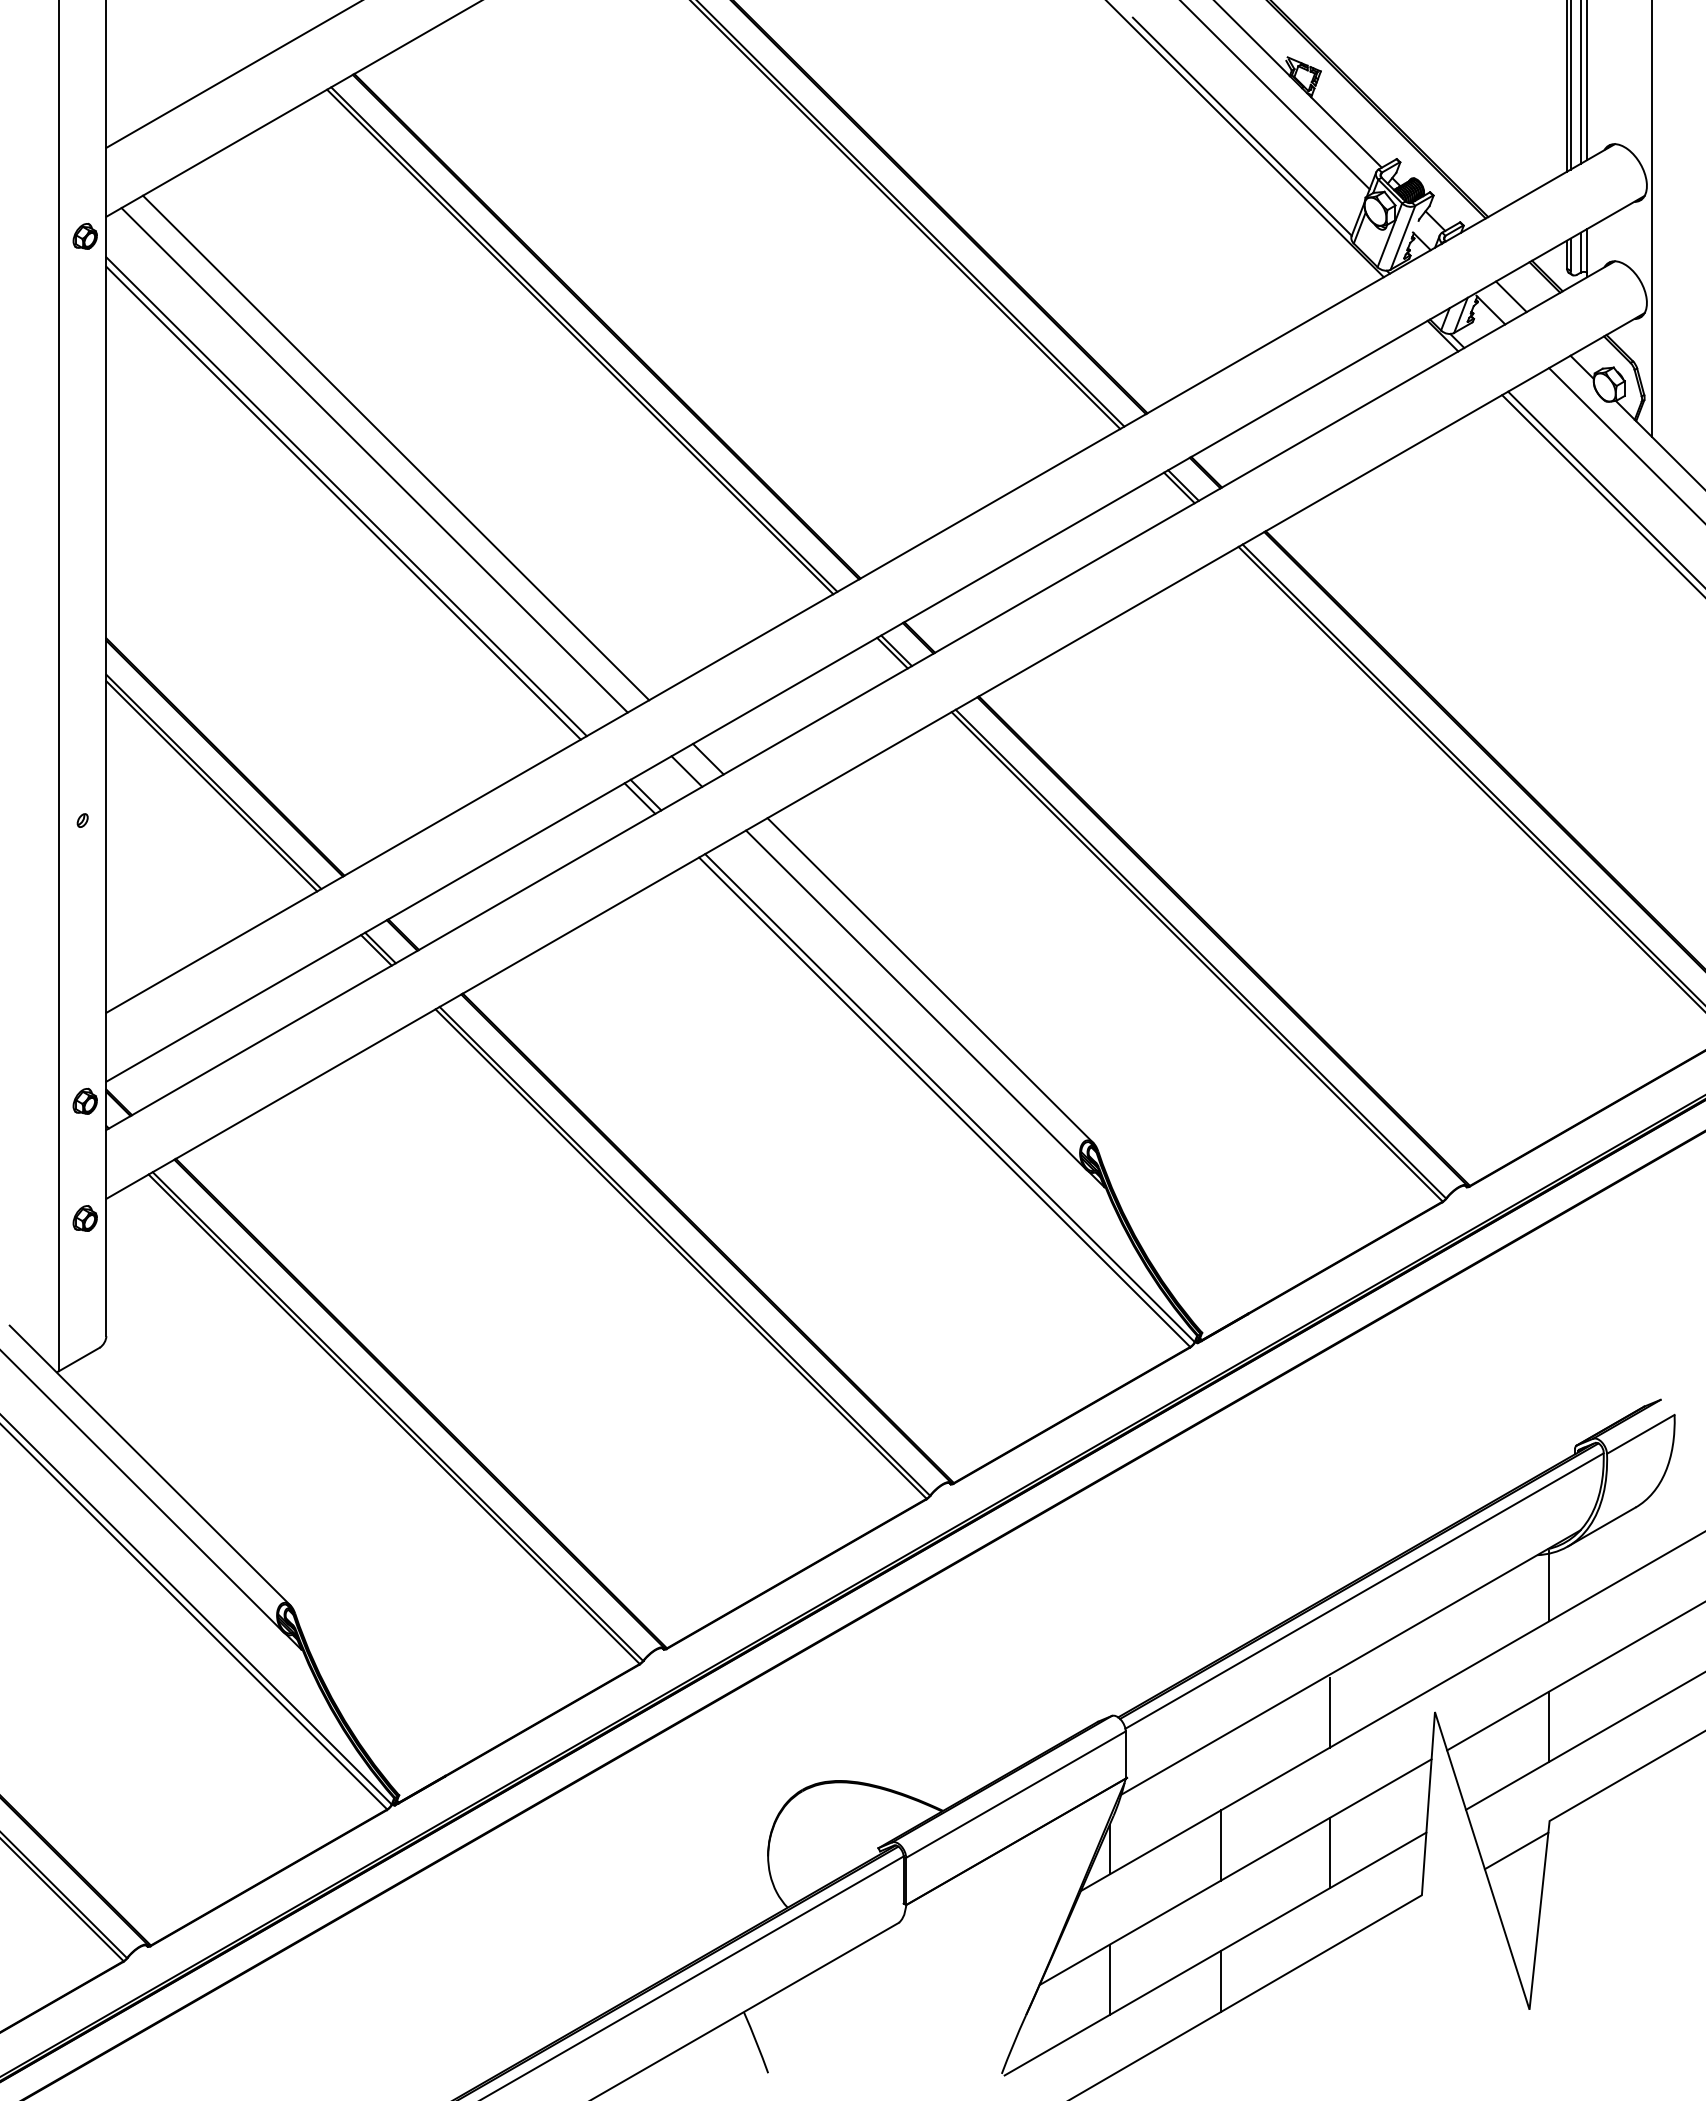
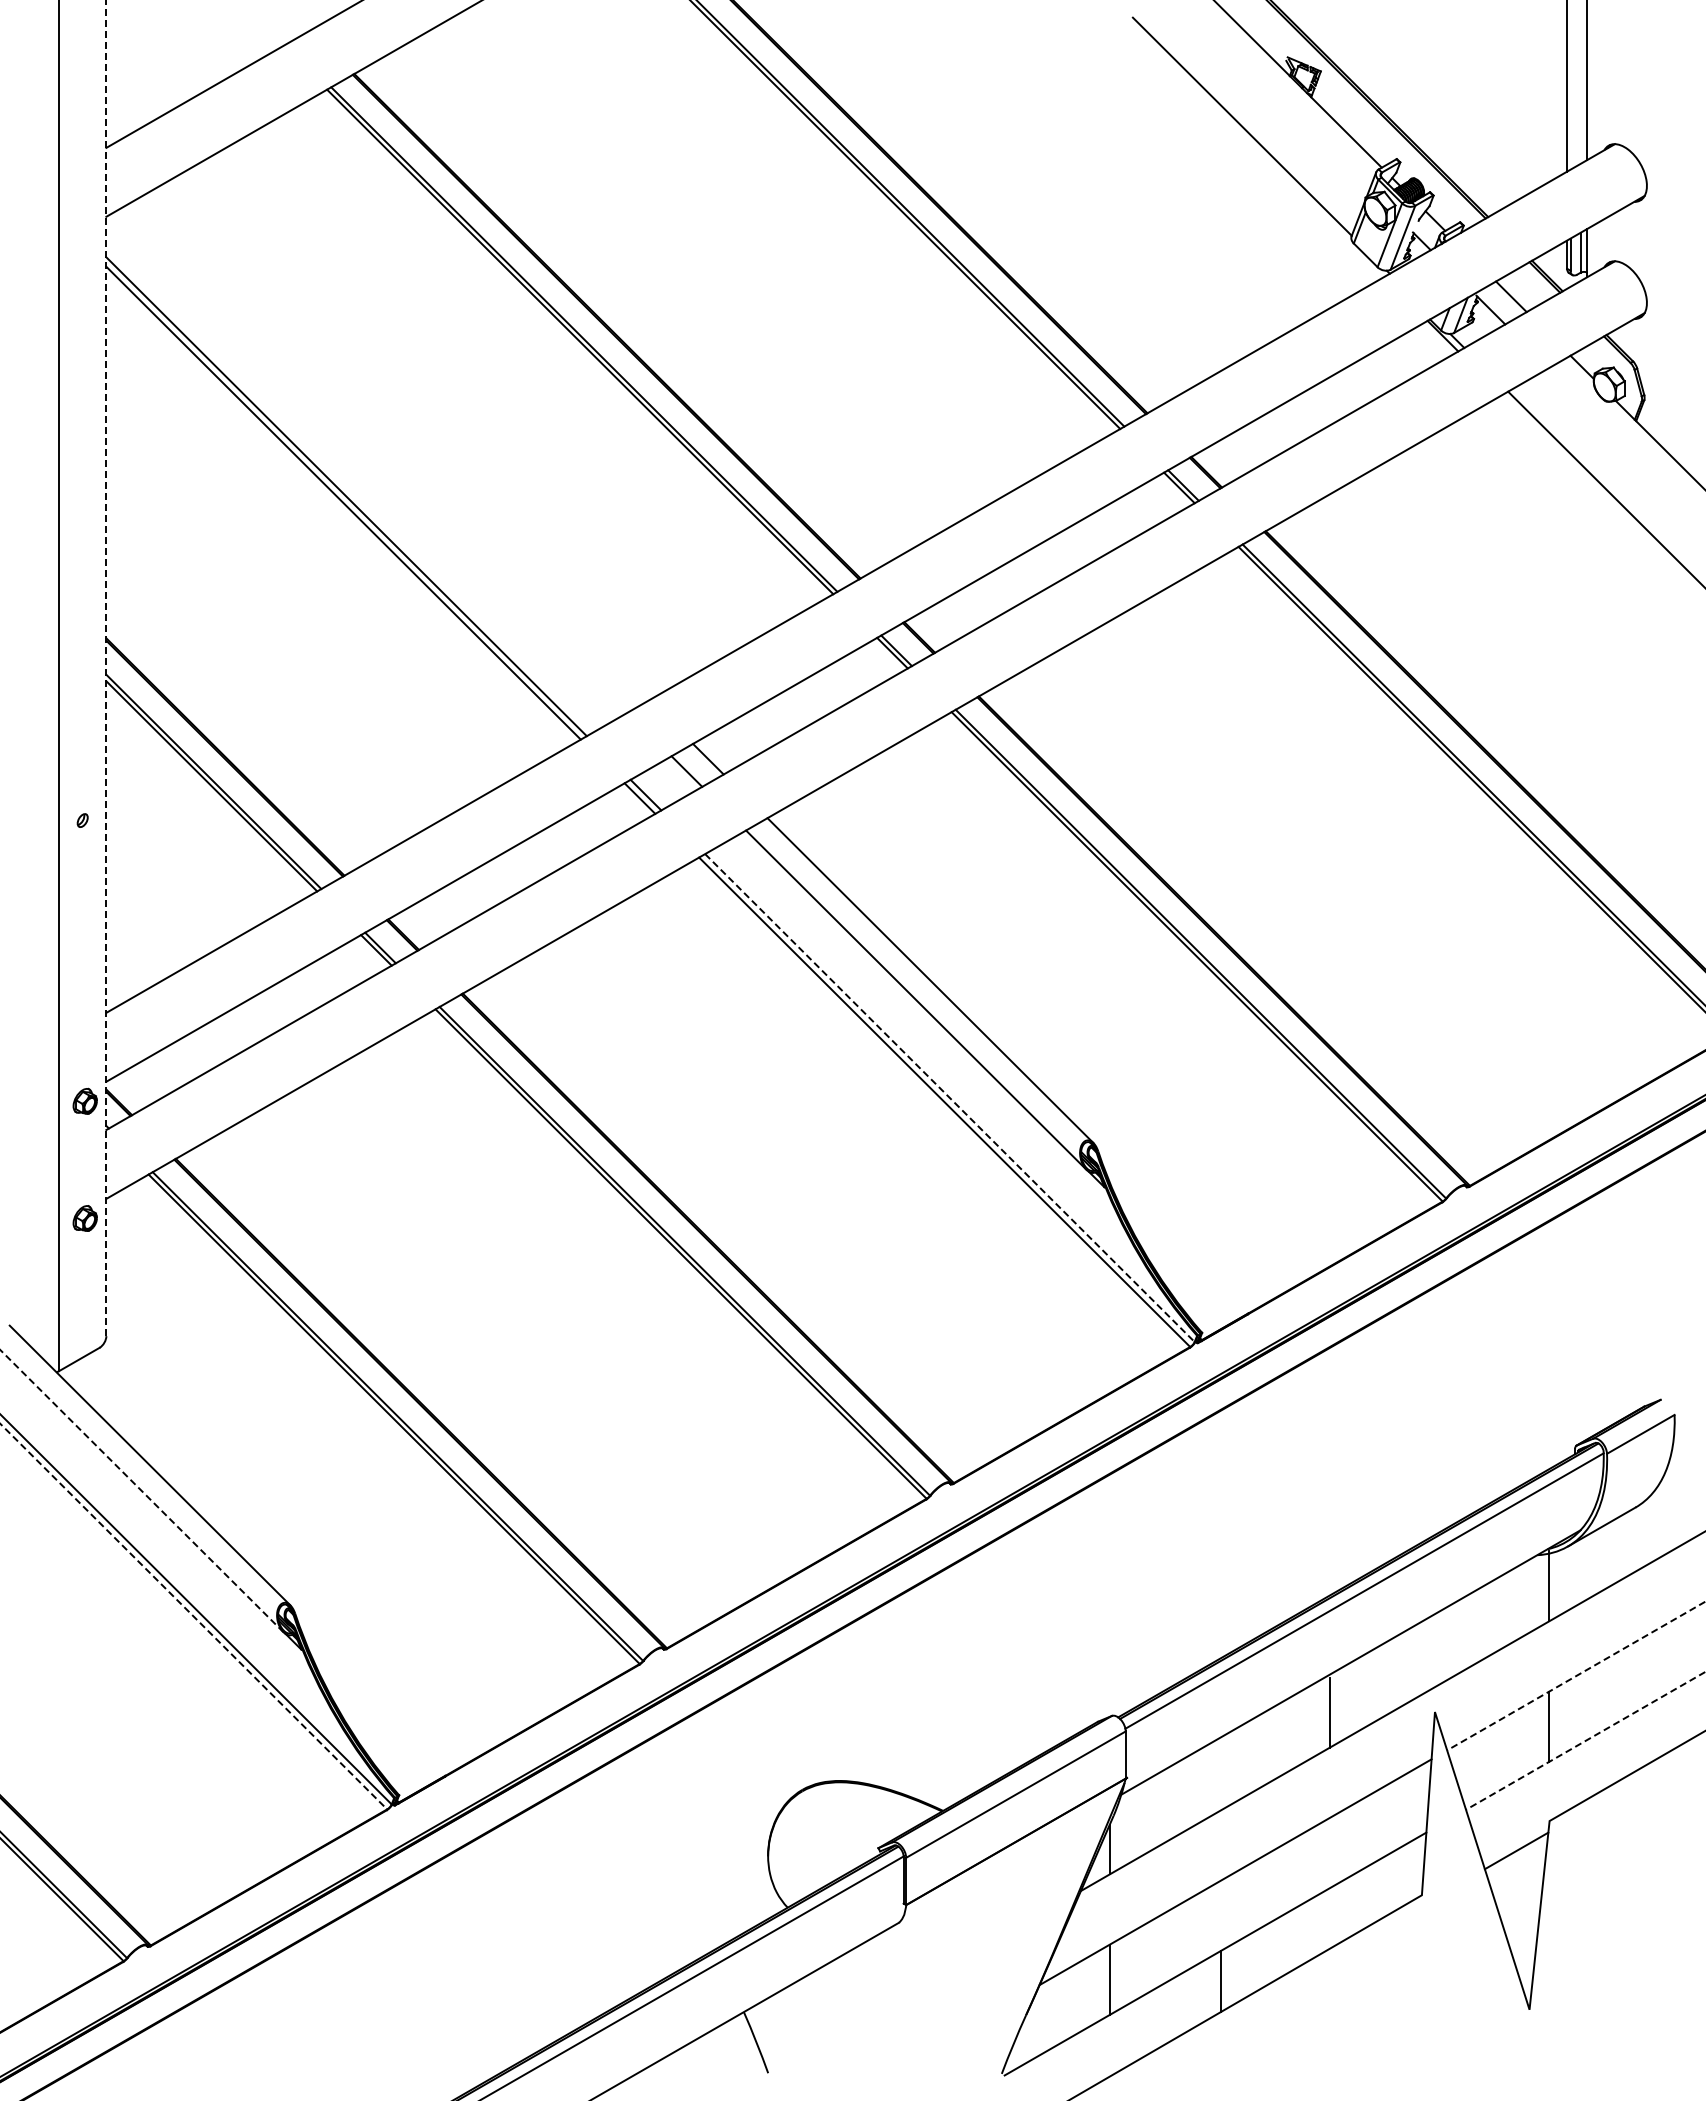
line: present -> none (1580, 82)
line: present -> none (1570, 85)
line: present -> none (1275, 95)
line: present -> none (1245, 139)
line: present -> none (1651, 219)
part: present -> none (84, 235)
line: present -> none (1625, 444)
line: present -> none (396, 447)
line: present -> none (374, 460)
line: present -> none (1602, 495)
line: solid -> dashed (106, 668)
line: solid -> dashed (949, 1098)
line: solid -> dashed (141, 1491)
line: solid -> dashed (194, 1616)
line: solid -> dashed (1576, 1676)
line: solid -> dashed (1585, 1740)
line: present -> none (1221, 1845)
line: present -> none (1329, 1853)
